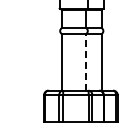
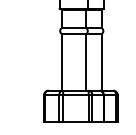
line: dashed -> solid (86, 61)
